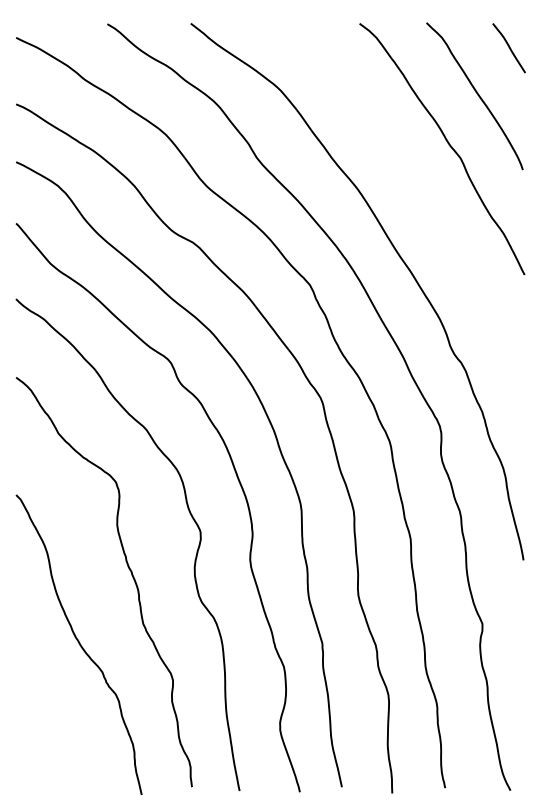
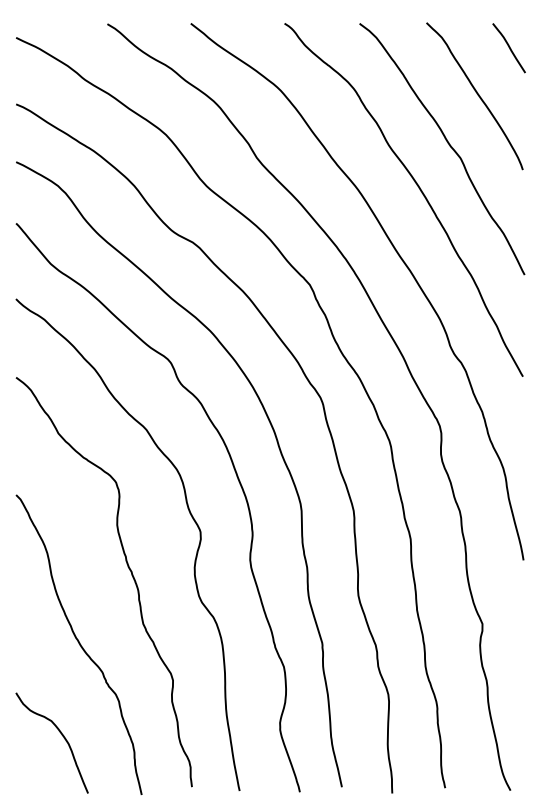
curve: none -> present (418, 188)
curve: none -> present (61, 735)
